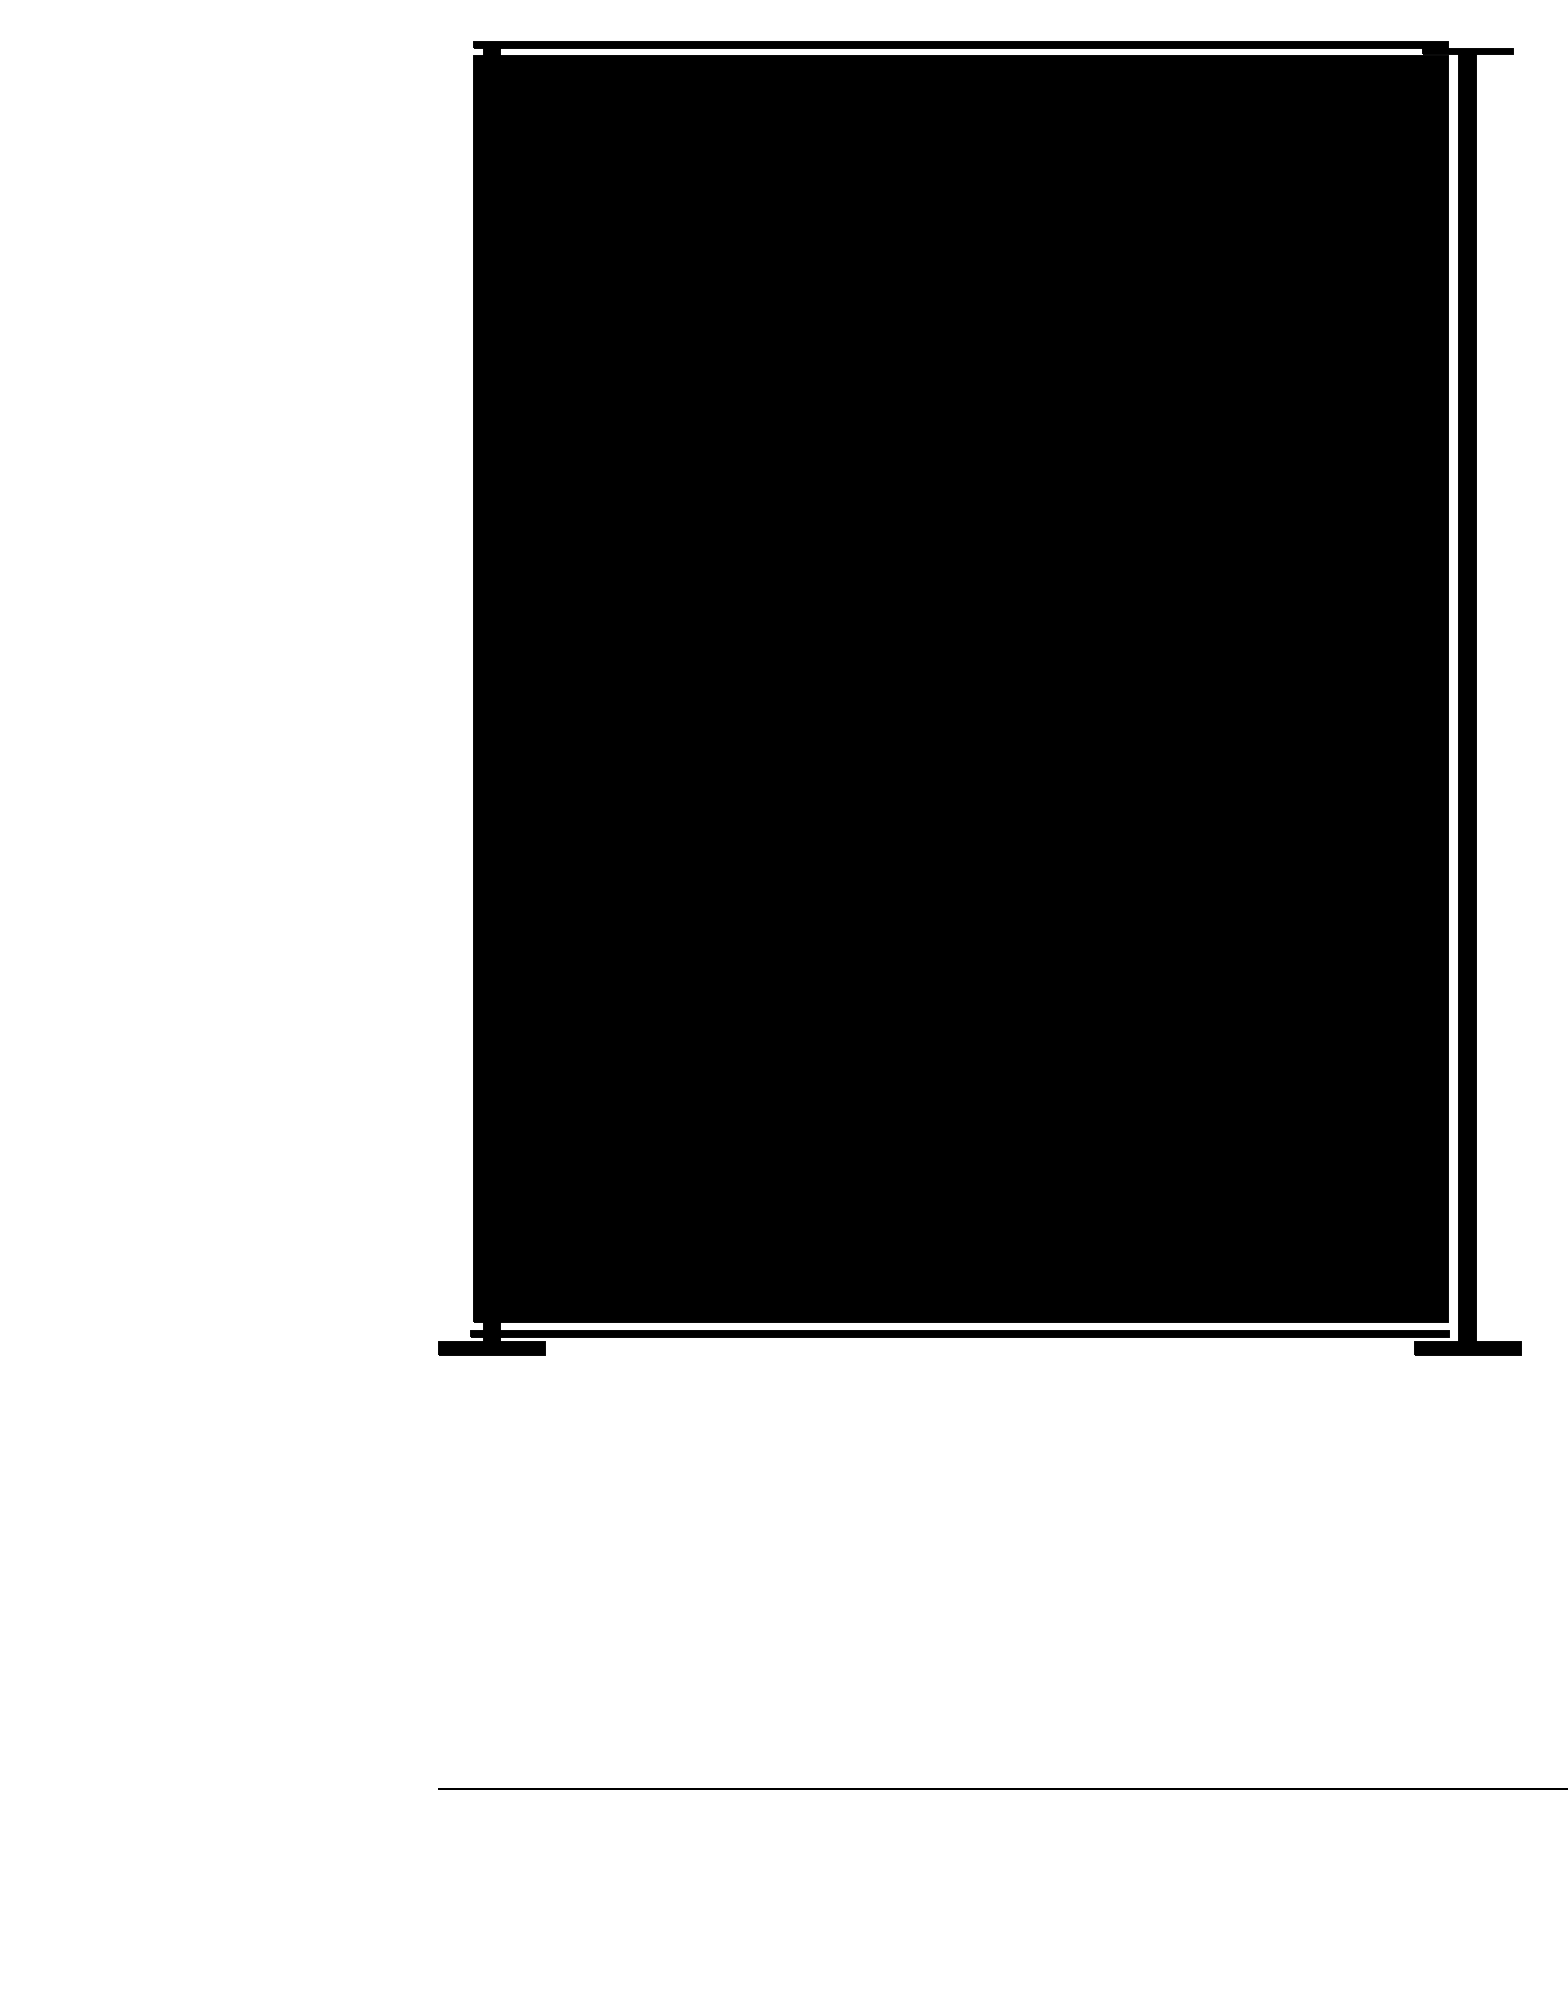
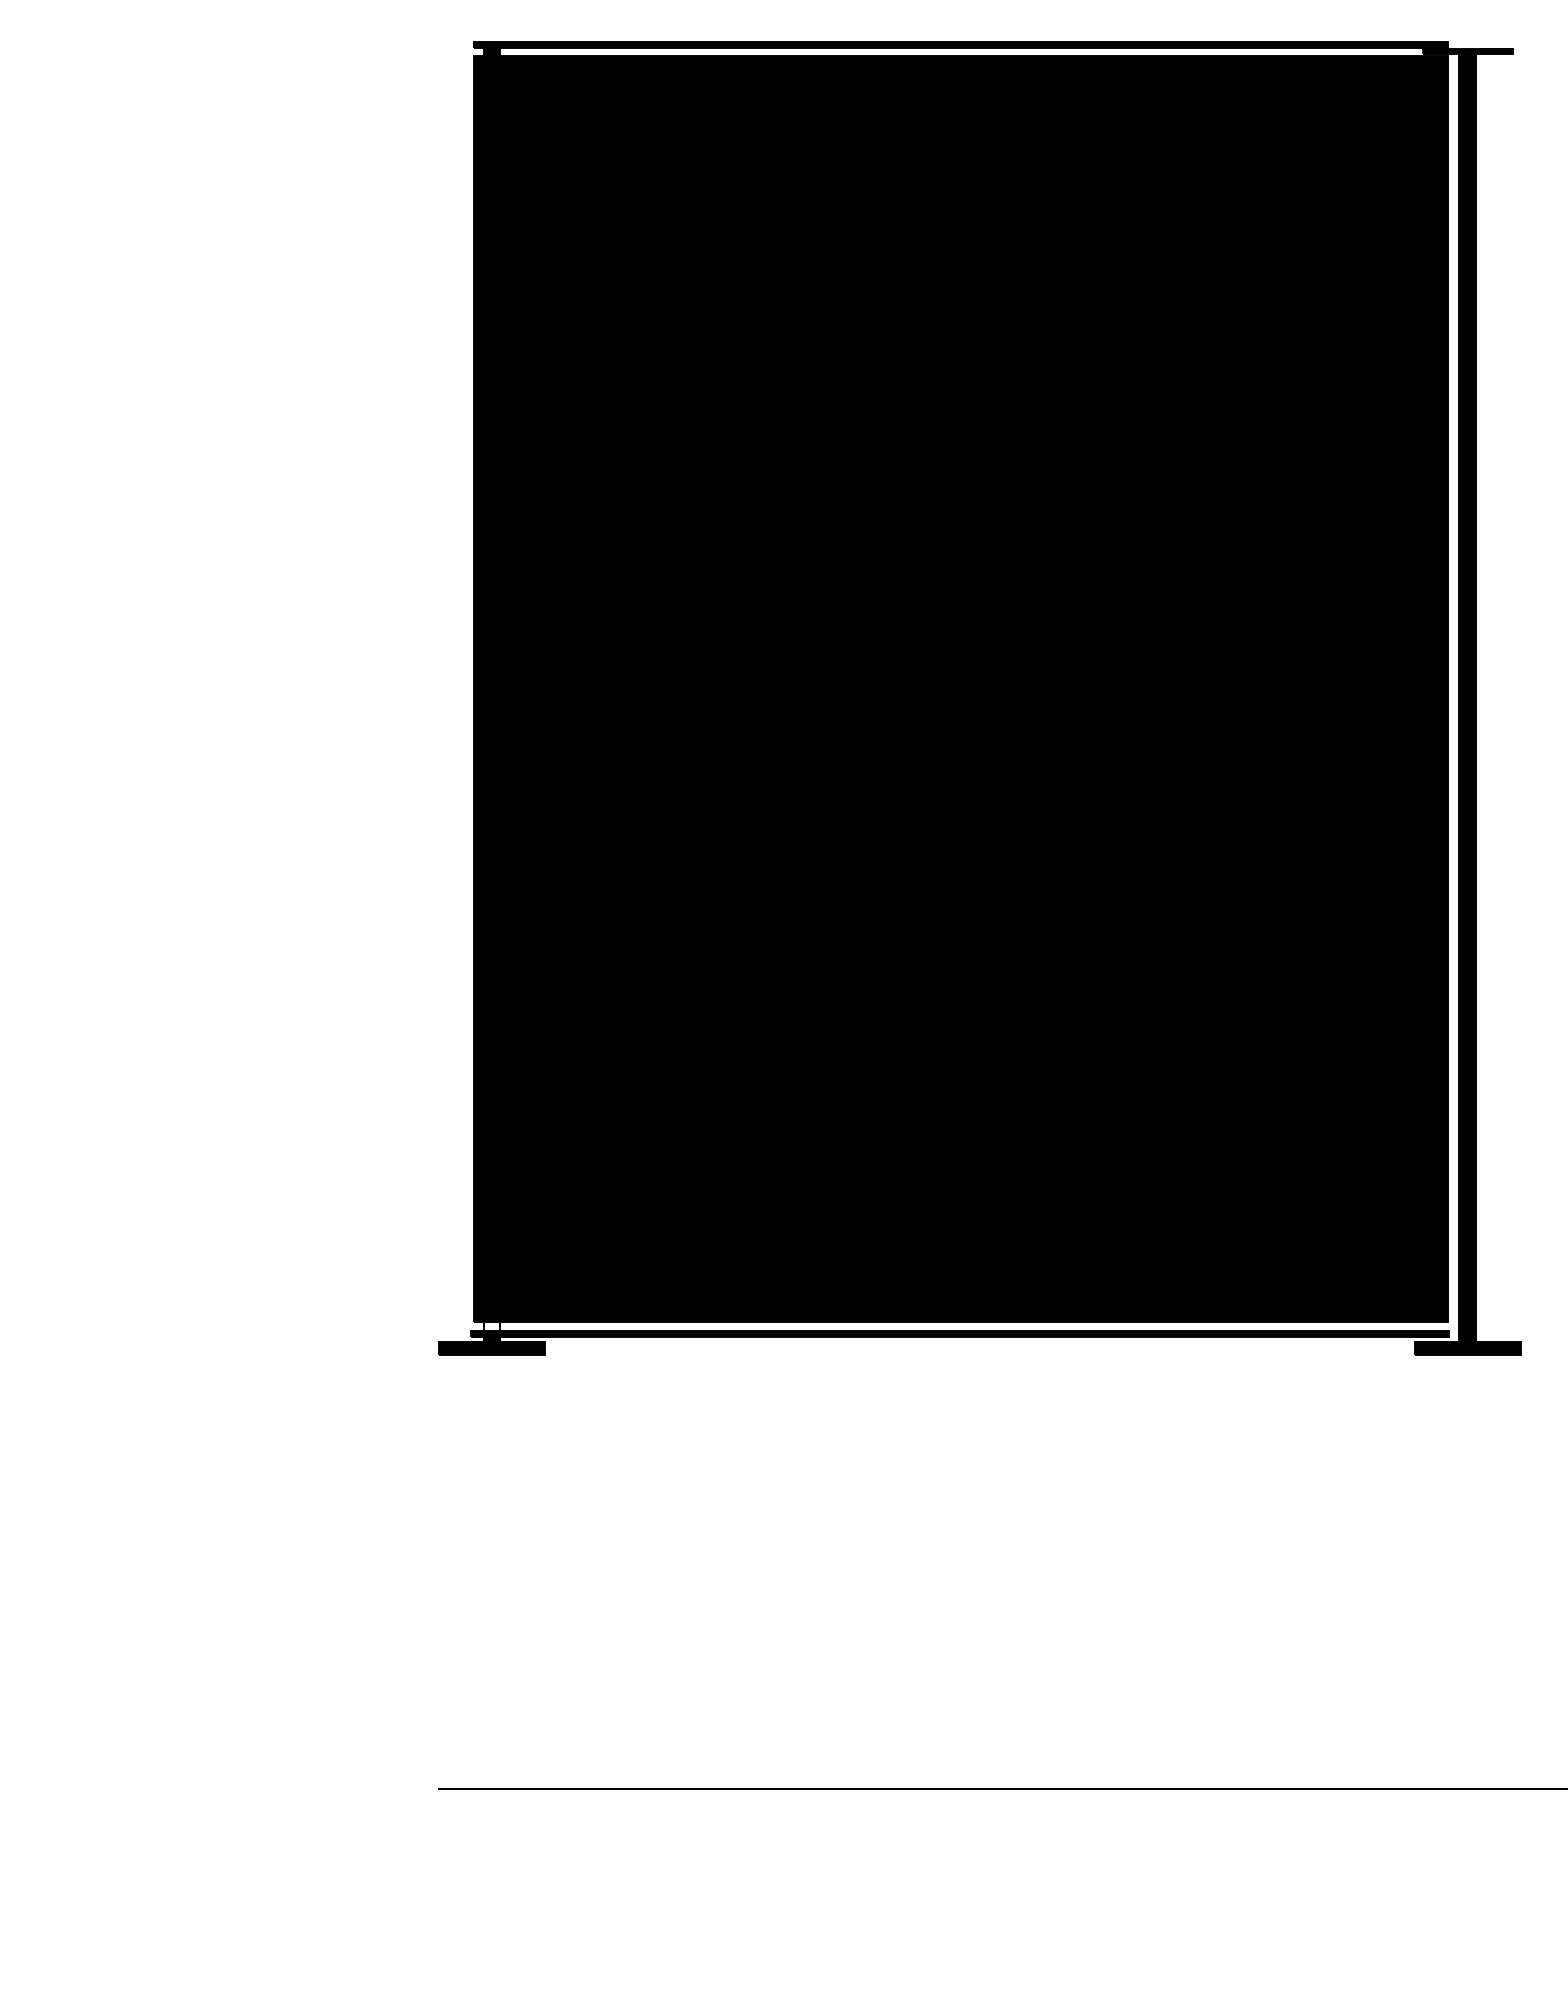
fill: present -> none (491, 1326)
